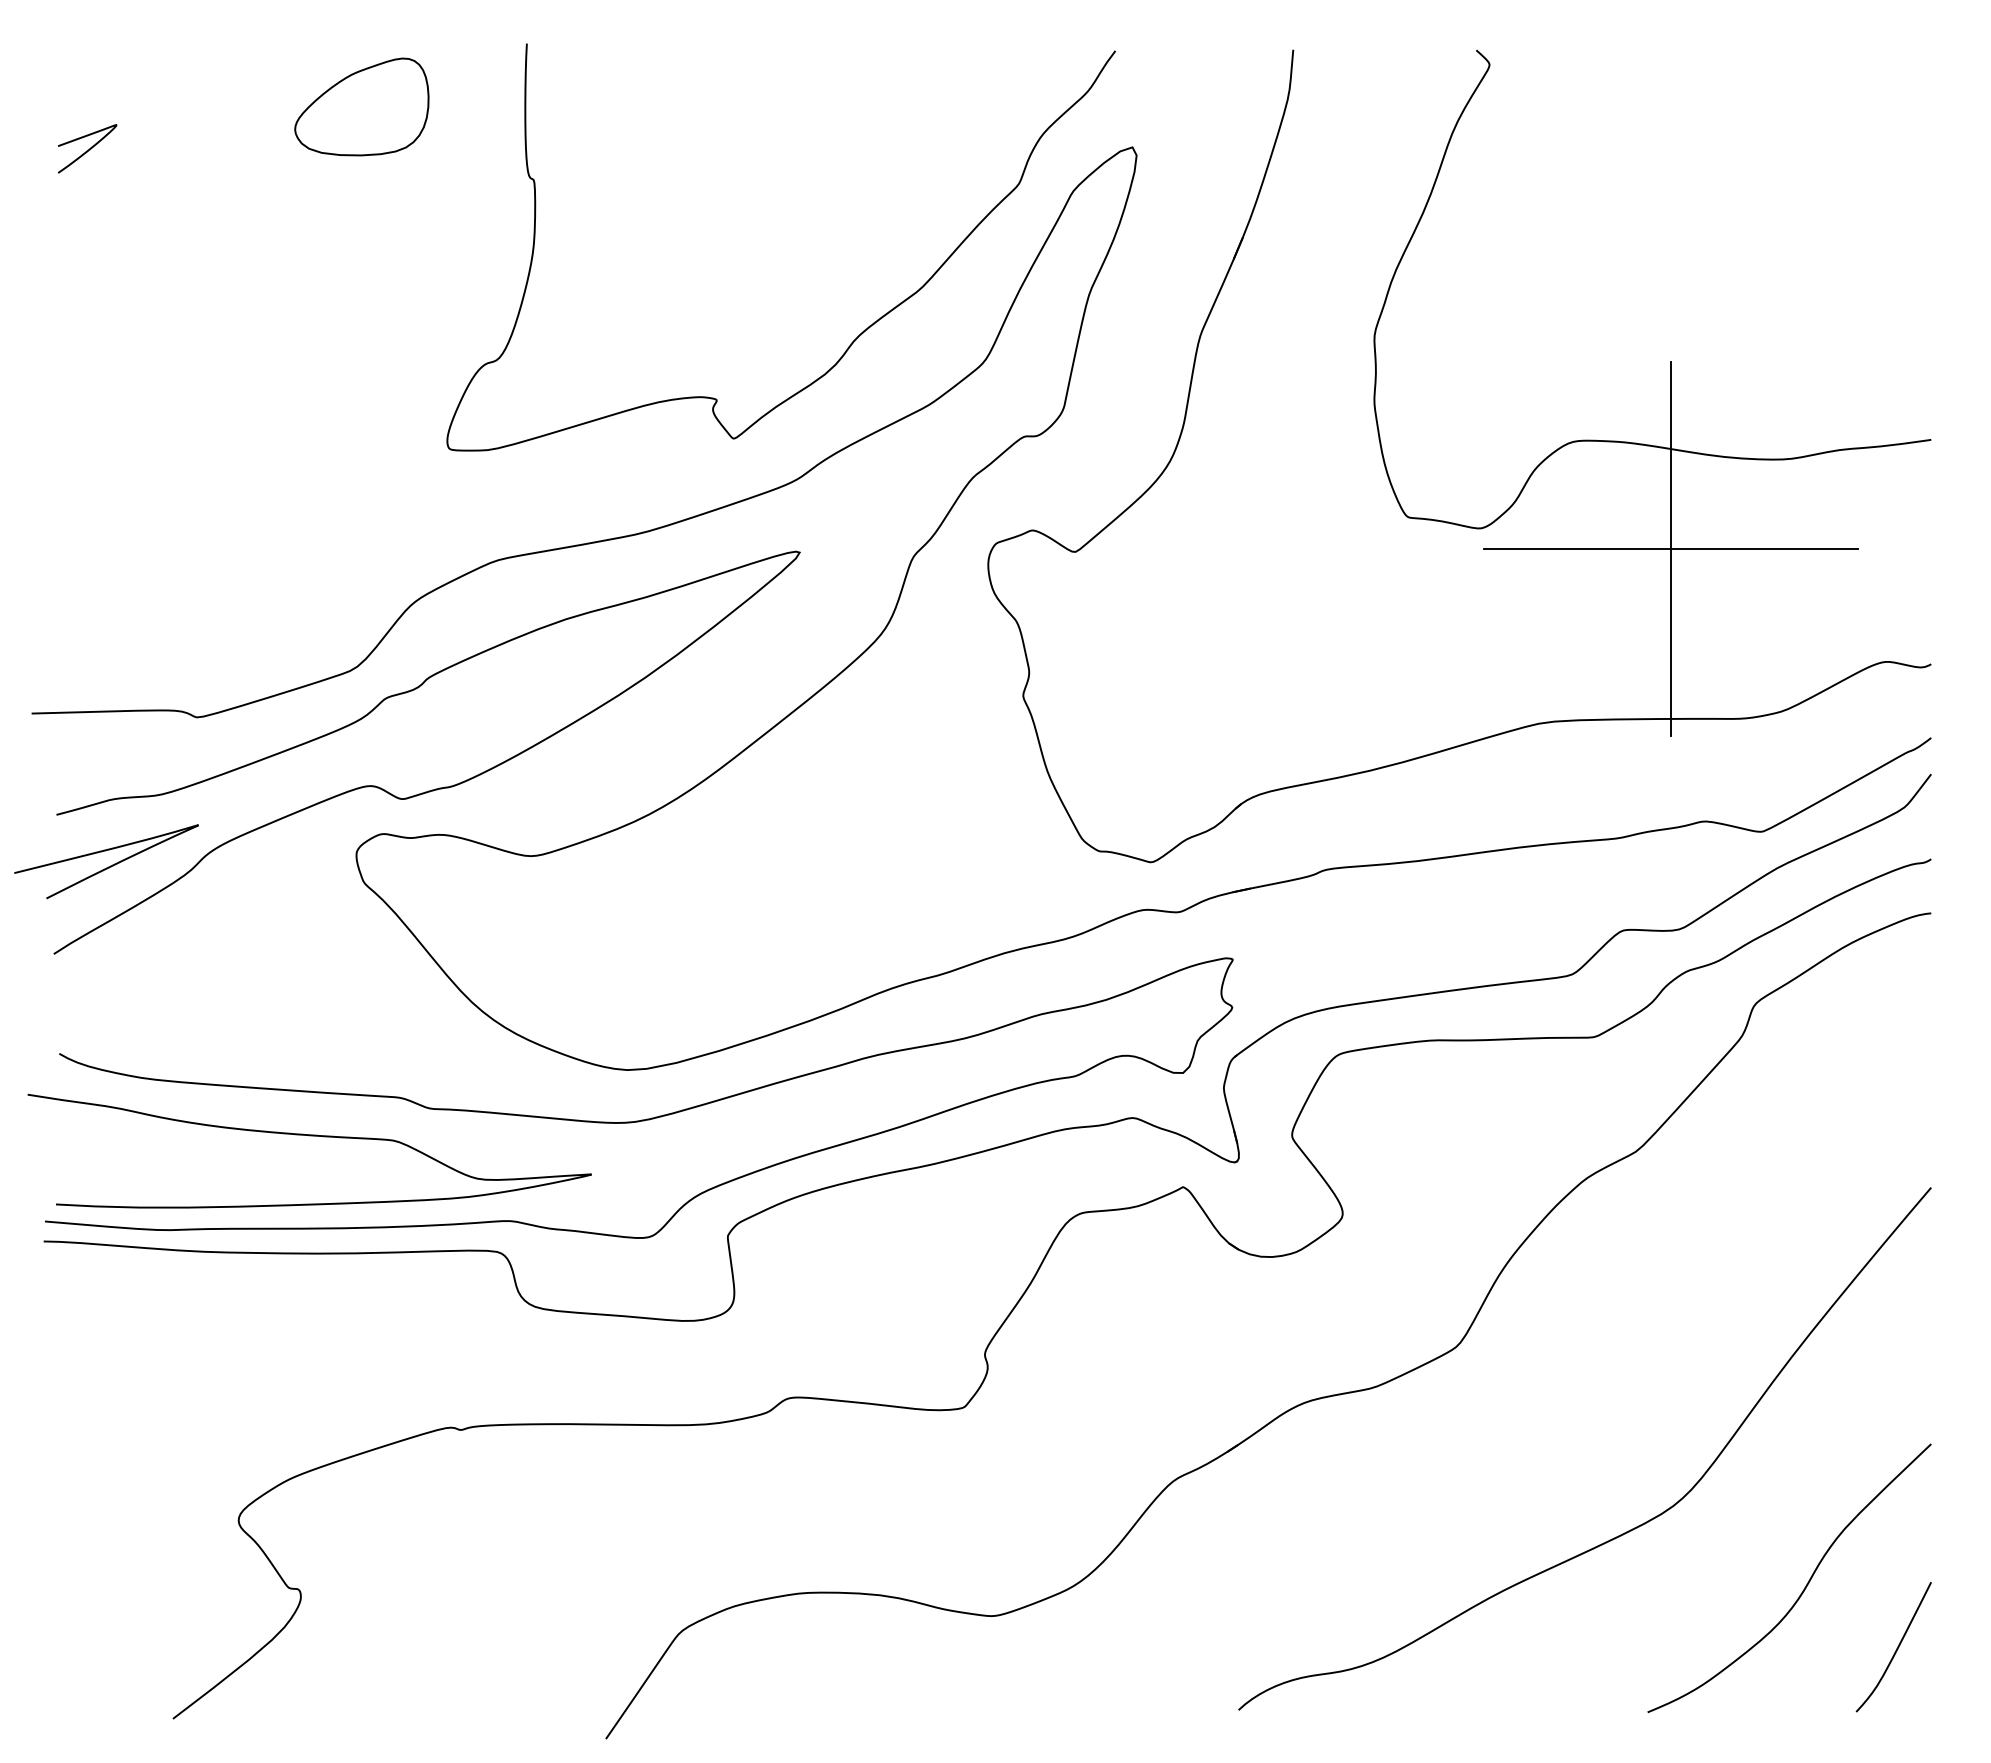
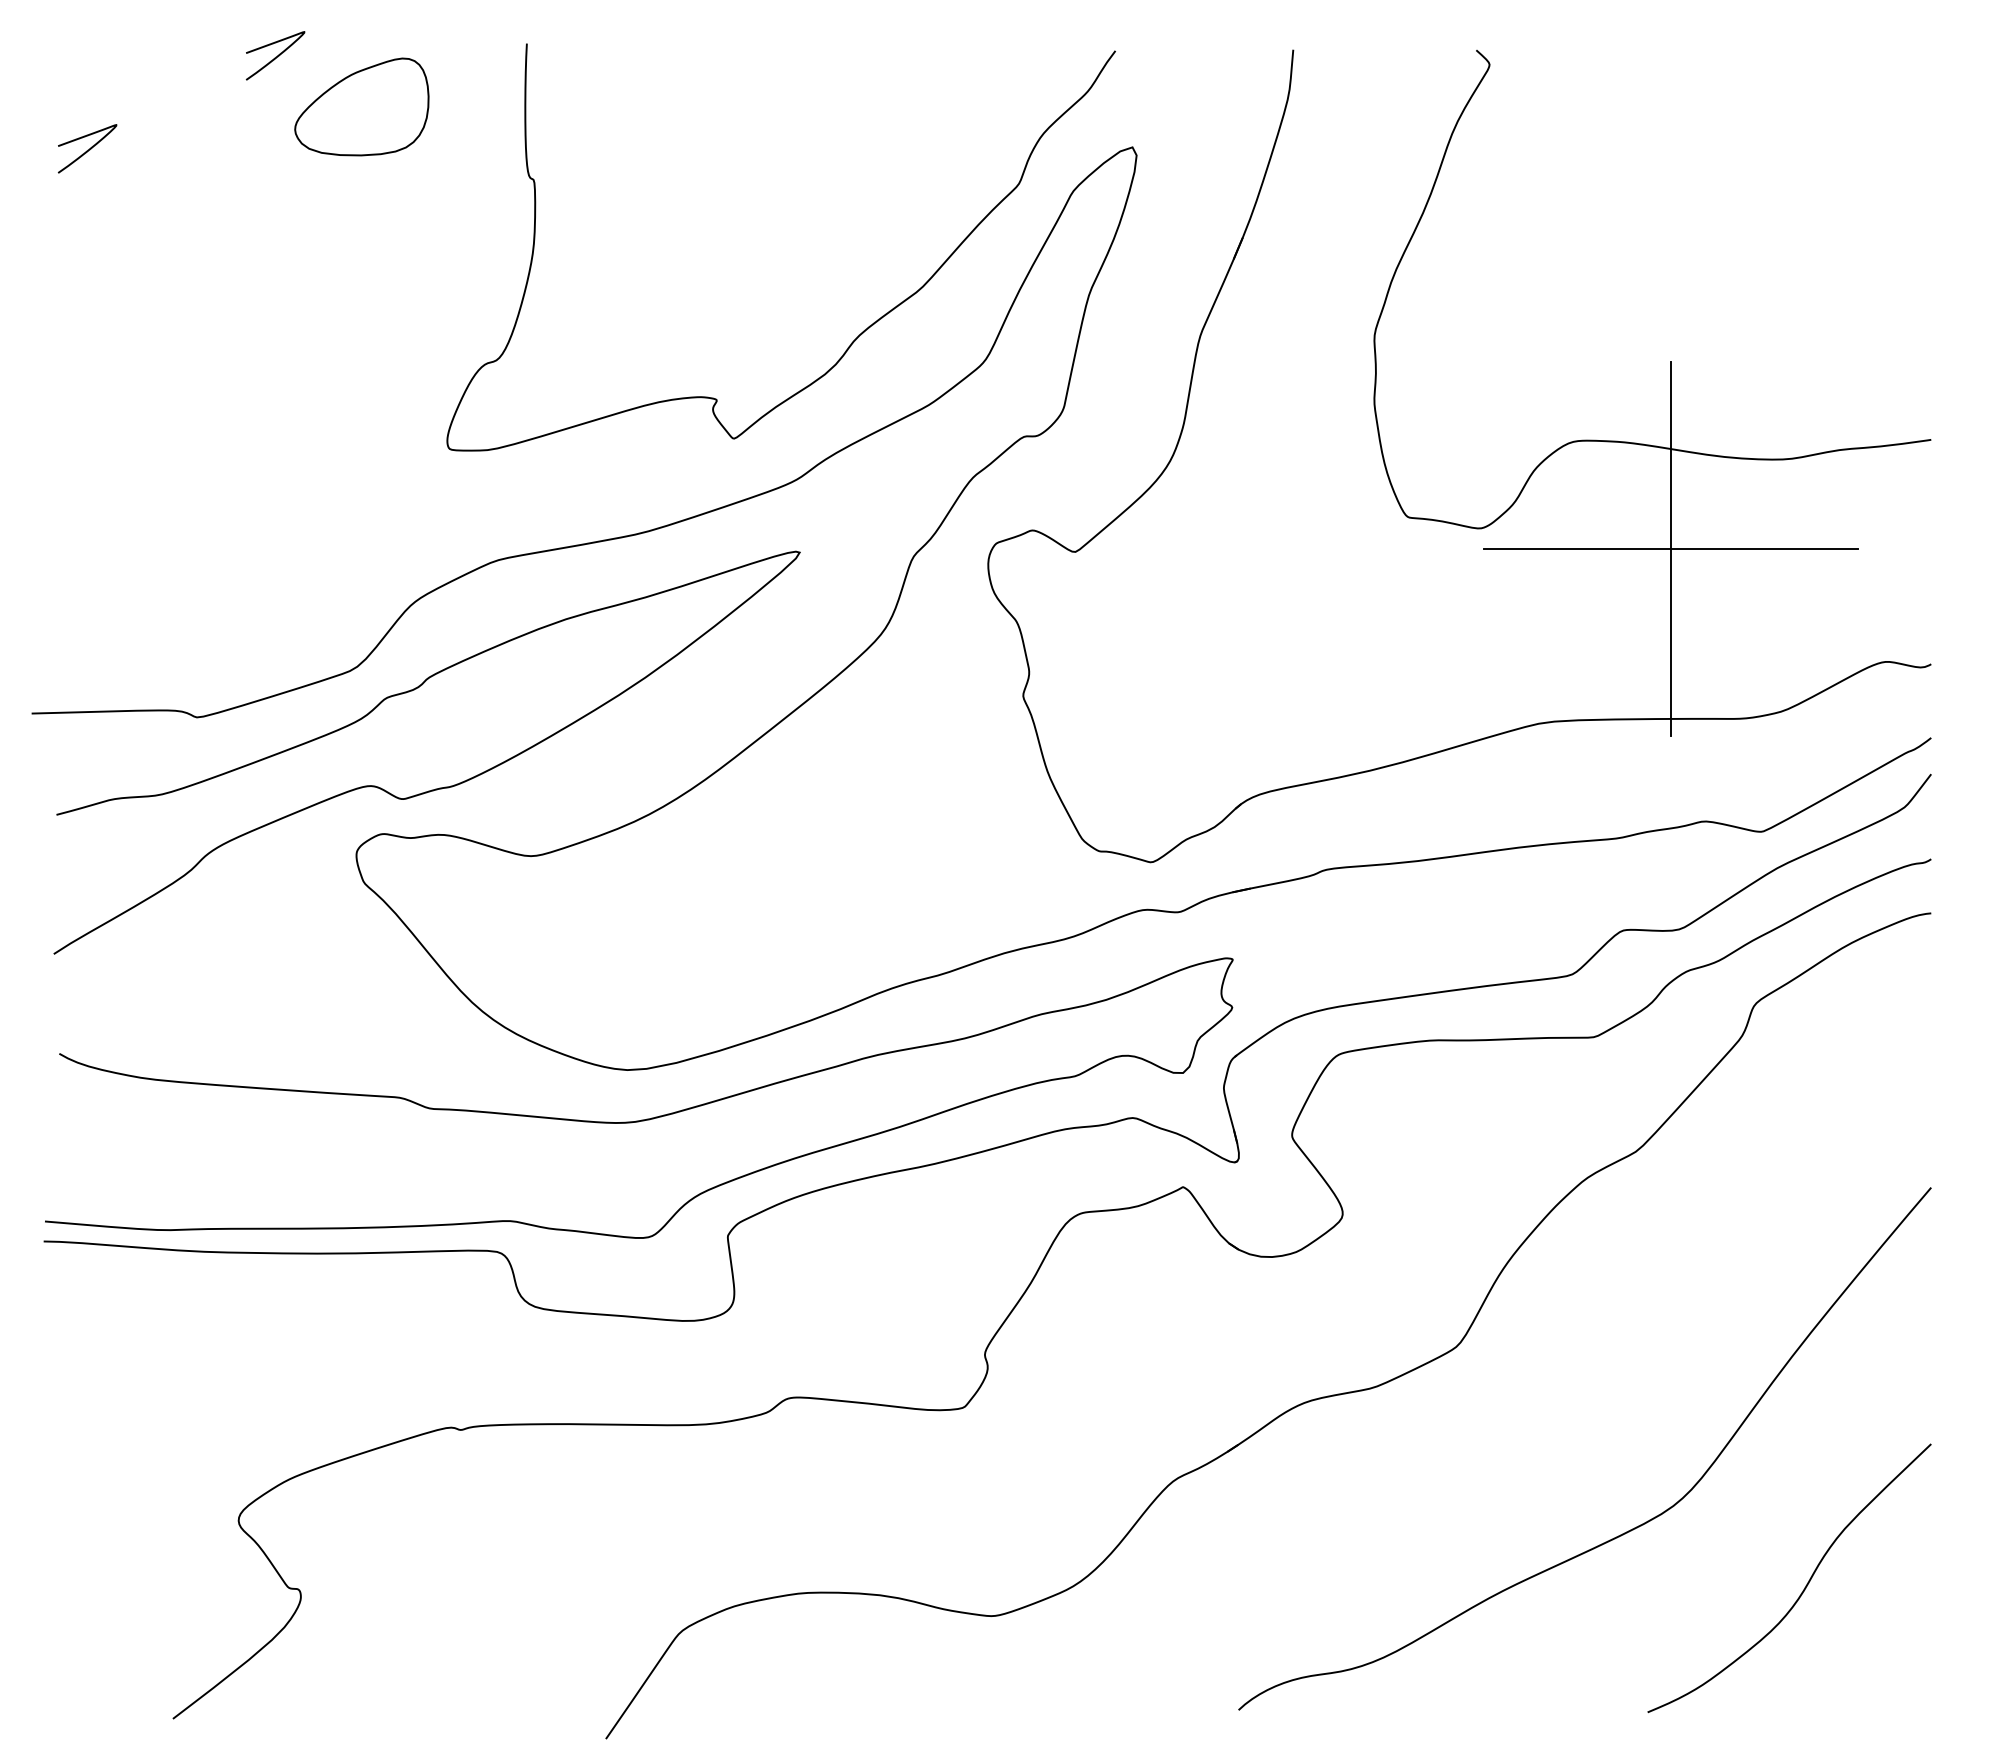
curve: none -> present (276, 56)
curve: present -> none (108, 866)
curve: present -> none (309, 1136)
curve: present -> none (1896, 1648)
